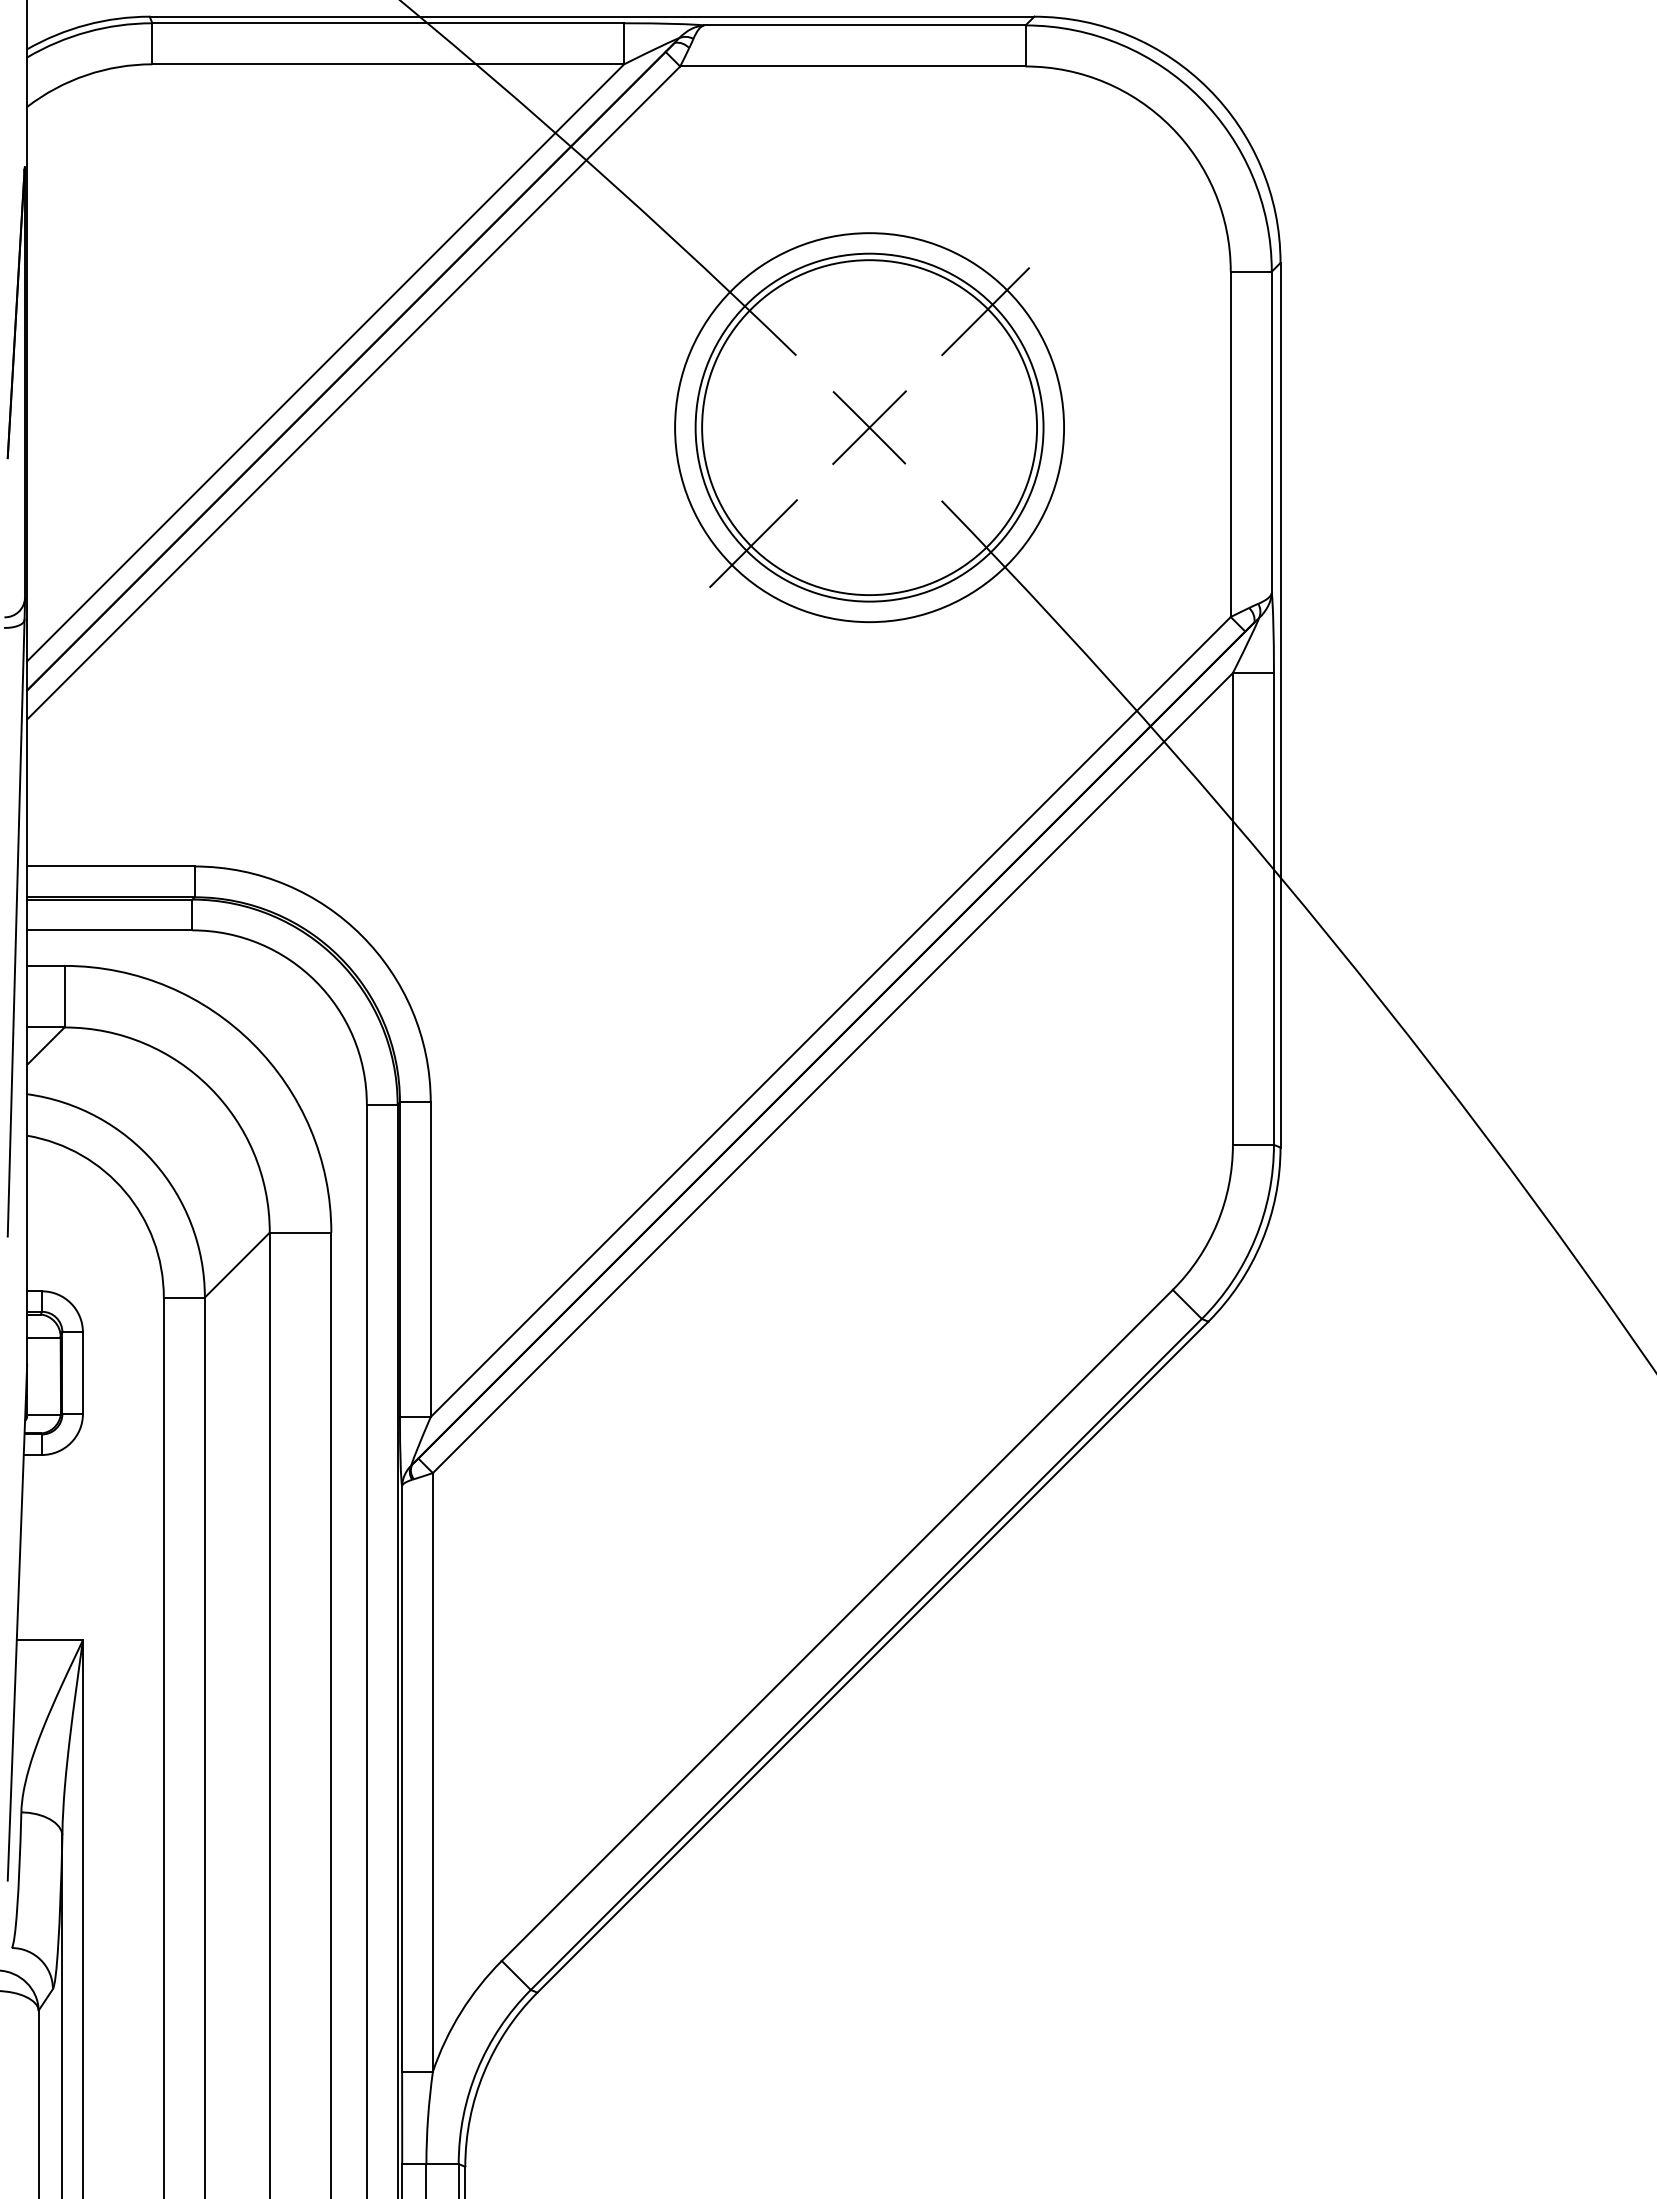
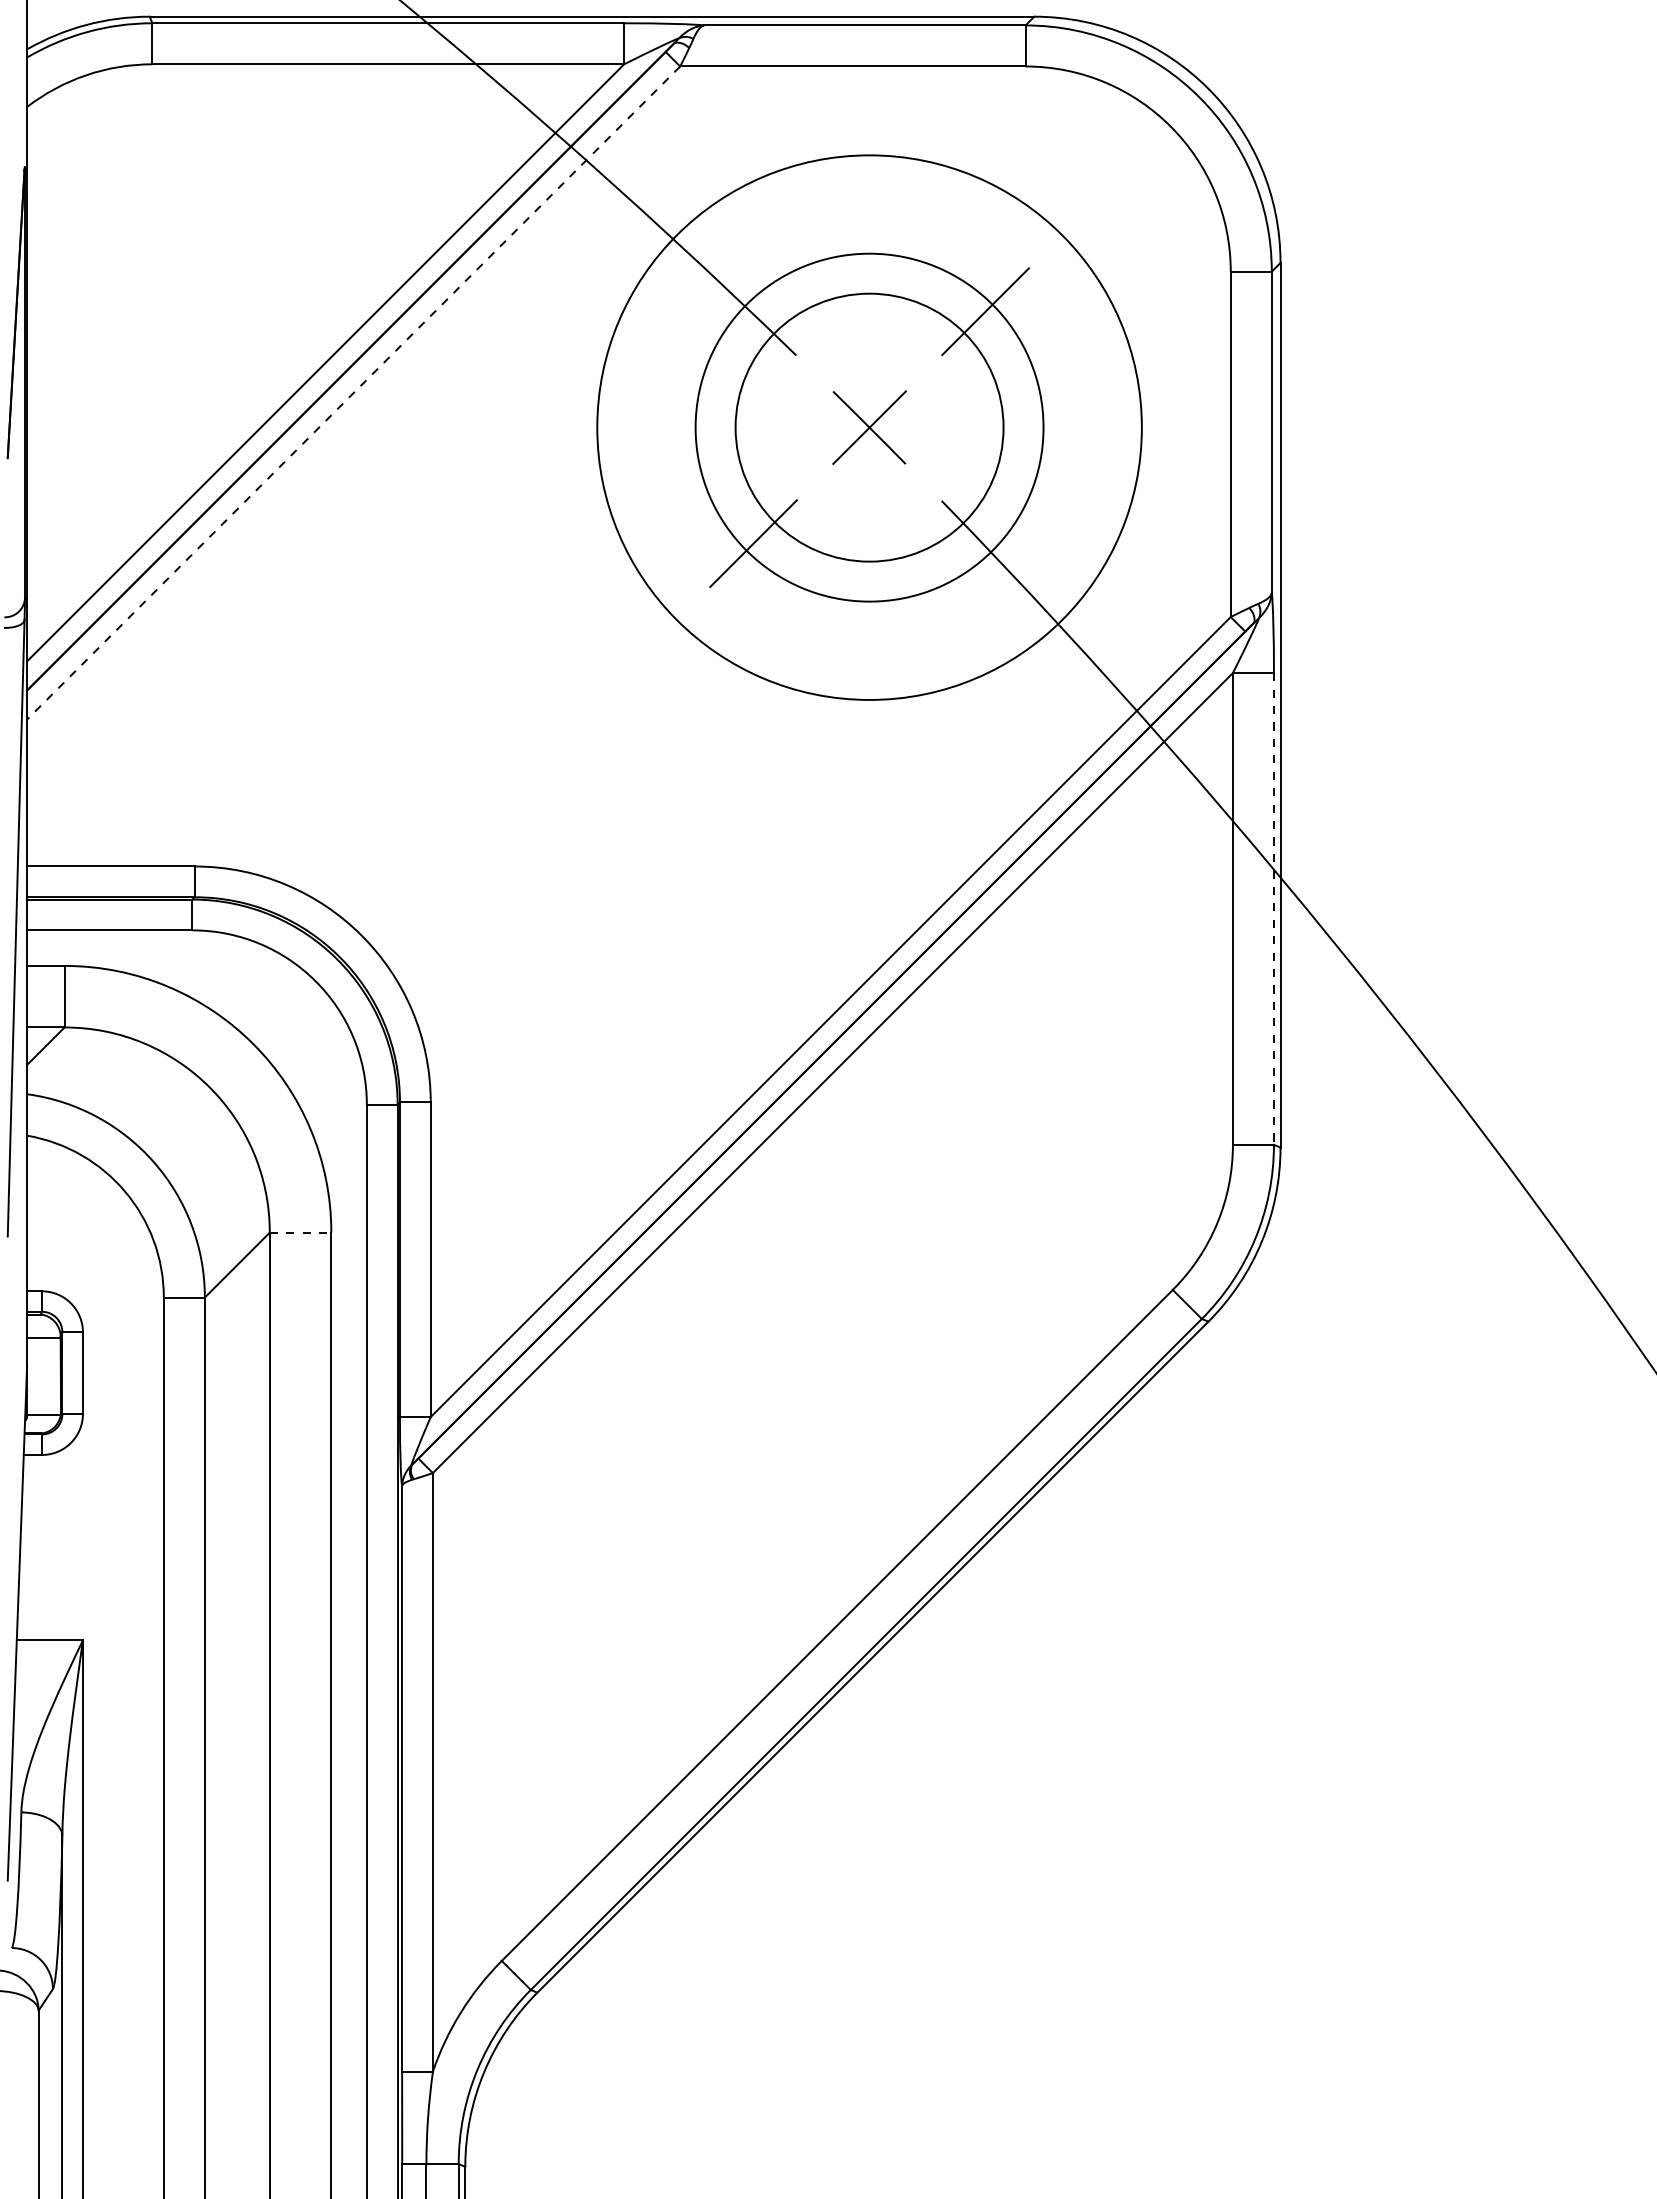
line: solid -> dashed (353, 393)
circle diameter: 335 px -> 268 px (869, 427)
circle diameter: 389 px -> 545 px (869, 427)
line: solid -> dashed (1273, 908)
line: solid -> dashed (300, 1232)
